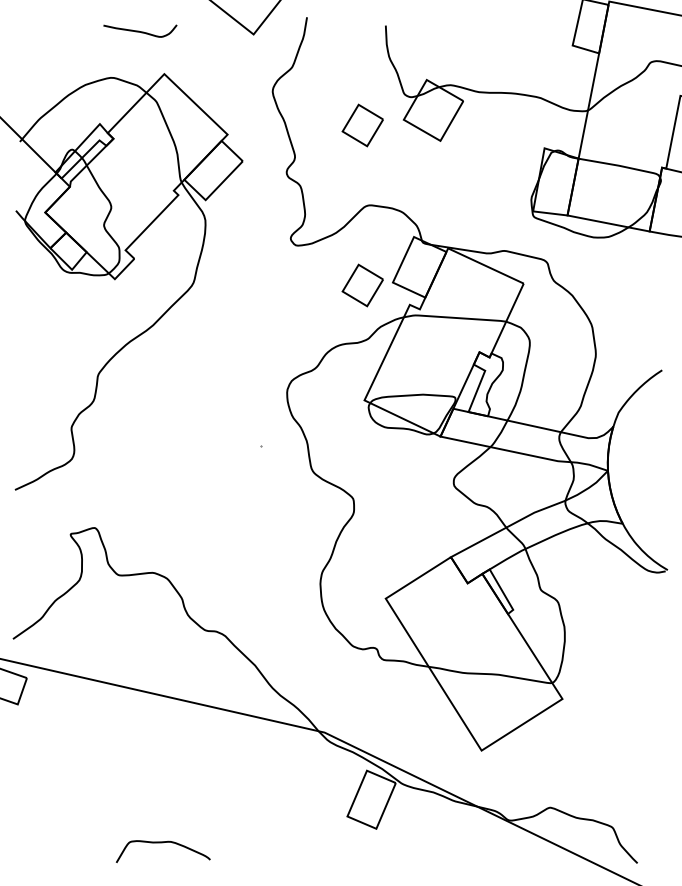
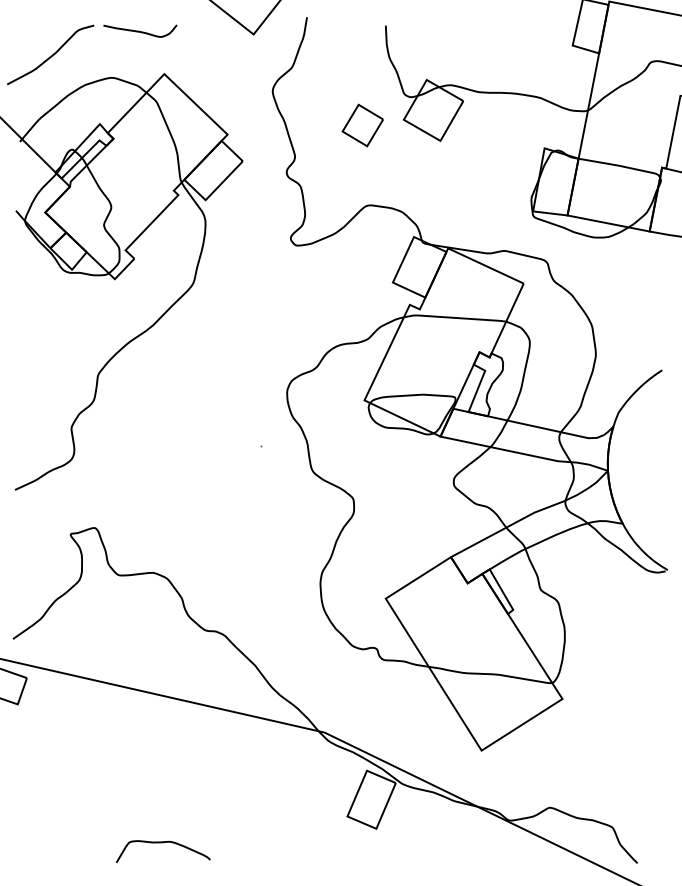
curve: none -> present (51, 55)
part: present -> none (362, 285)
